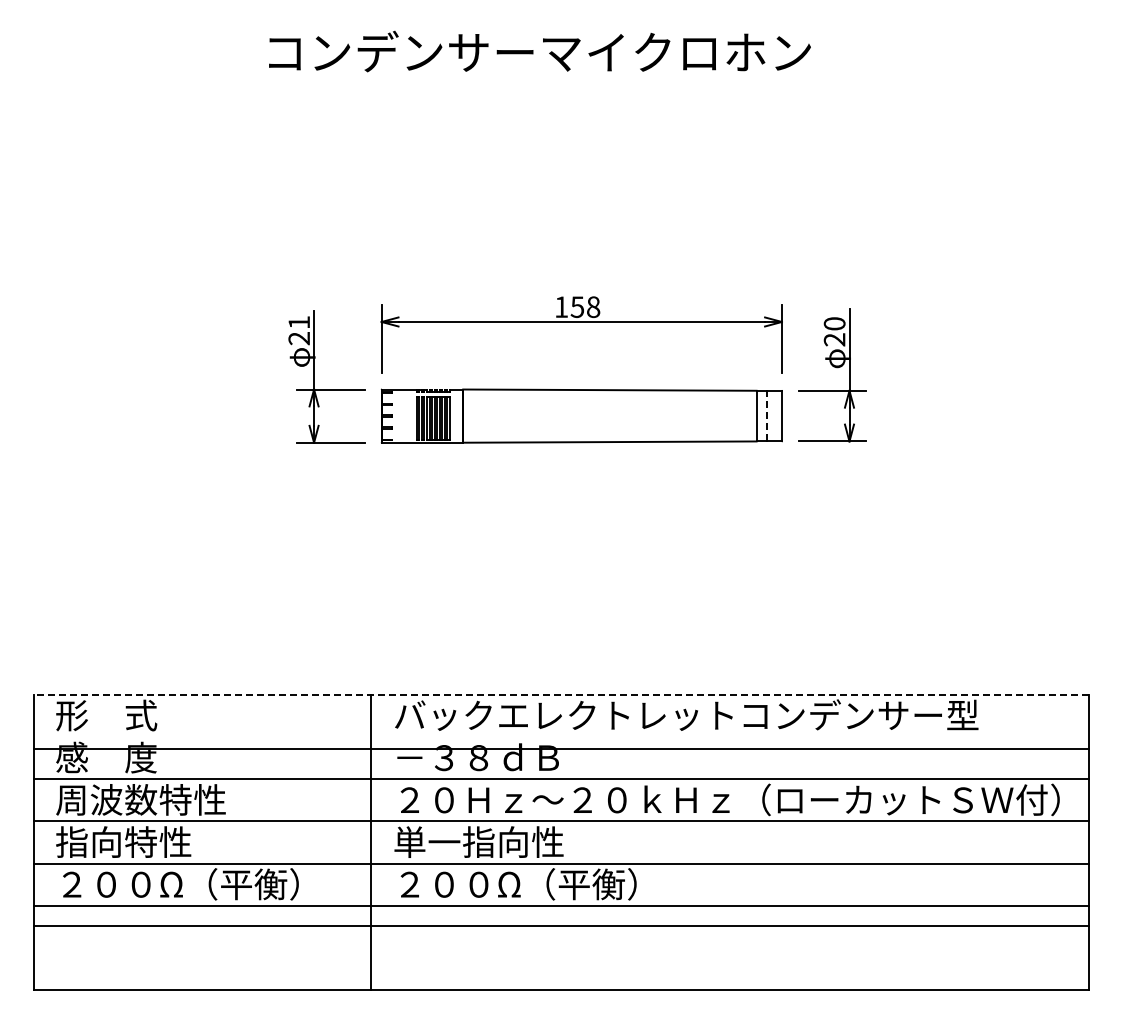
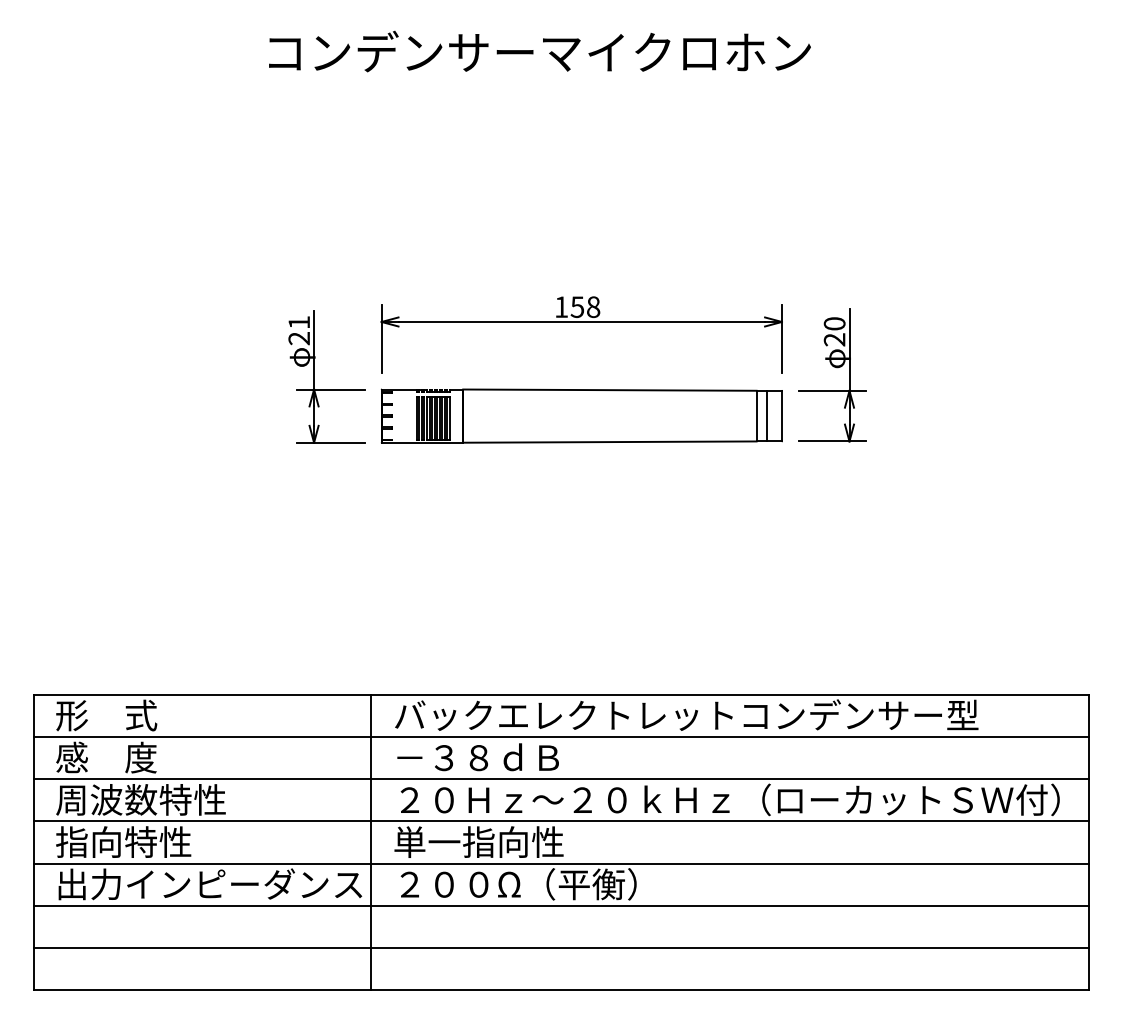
line: dashed -> solid (766, 415)
line: dashed -> solid (561, 694)
line position: (561, 749) -> (561, 737) (561, 737)
text: ２００Ω（平衡） -> 出力インピーダンス (210, 884)
line position: (561, 926) -> (561, 948) (561, 948)
